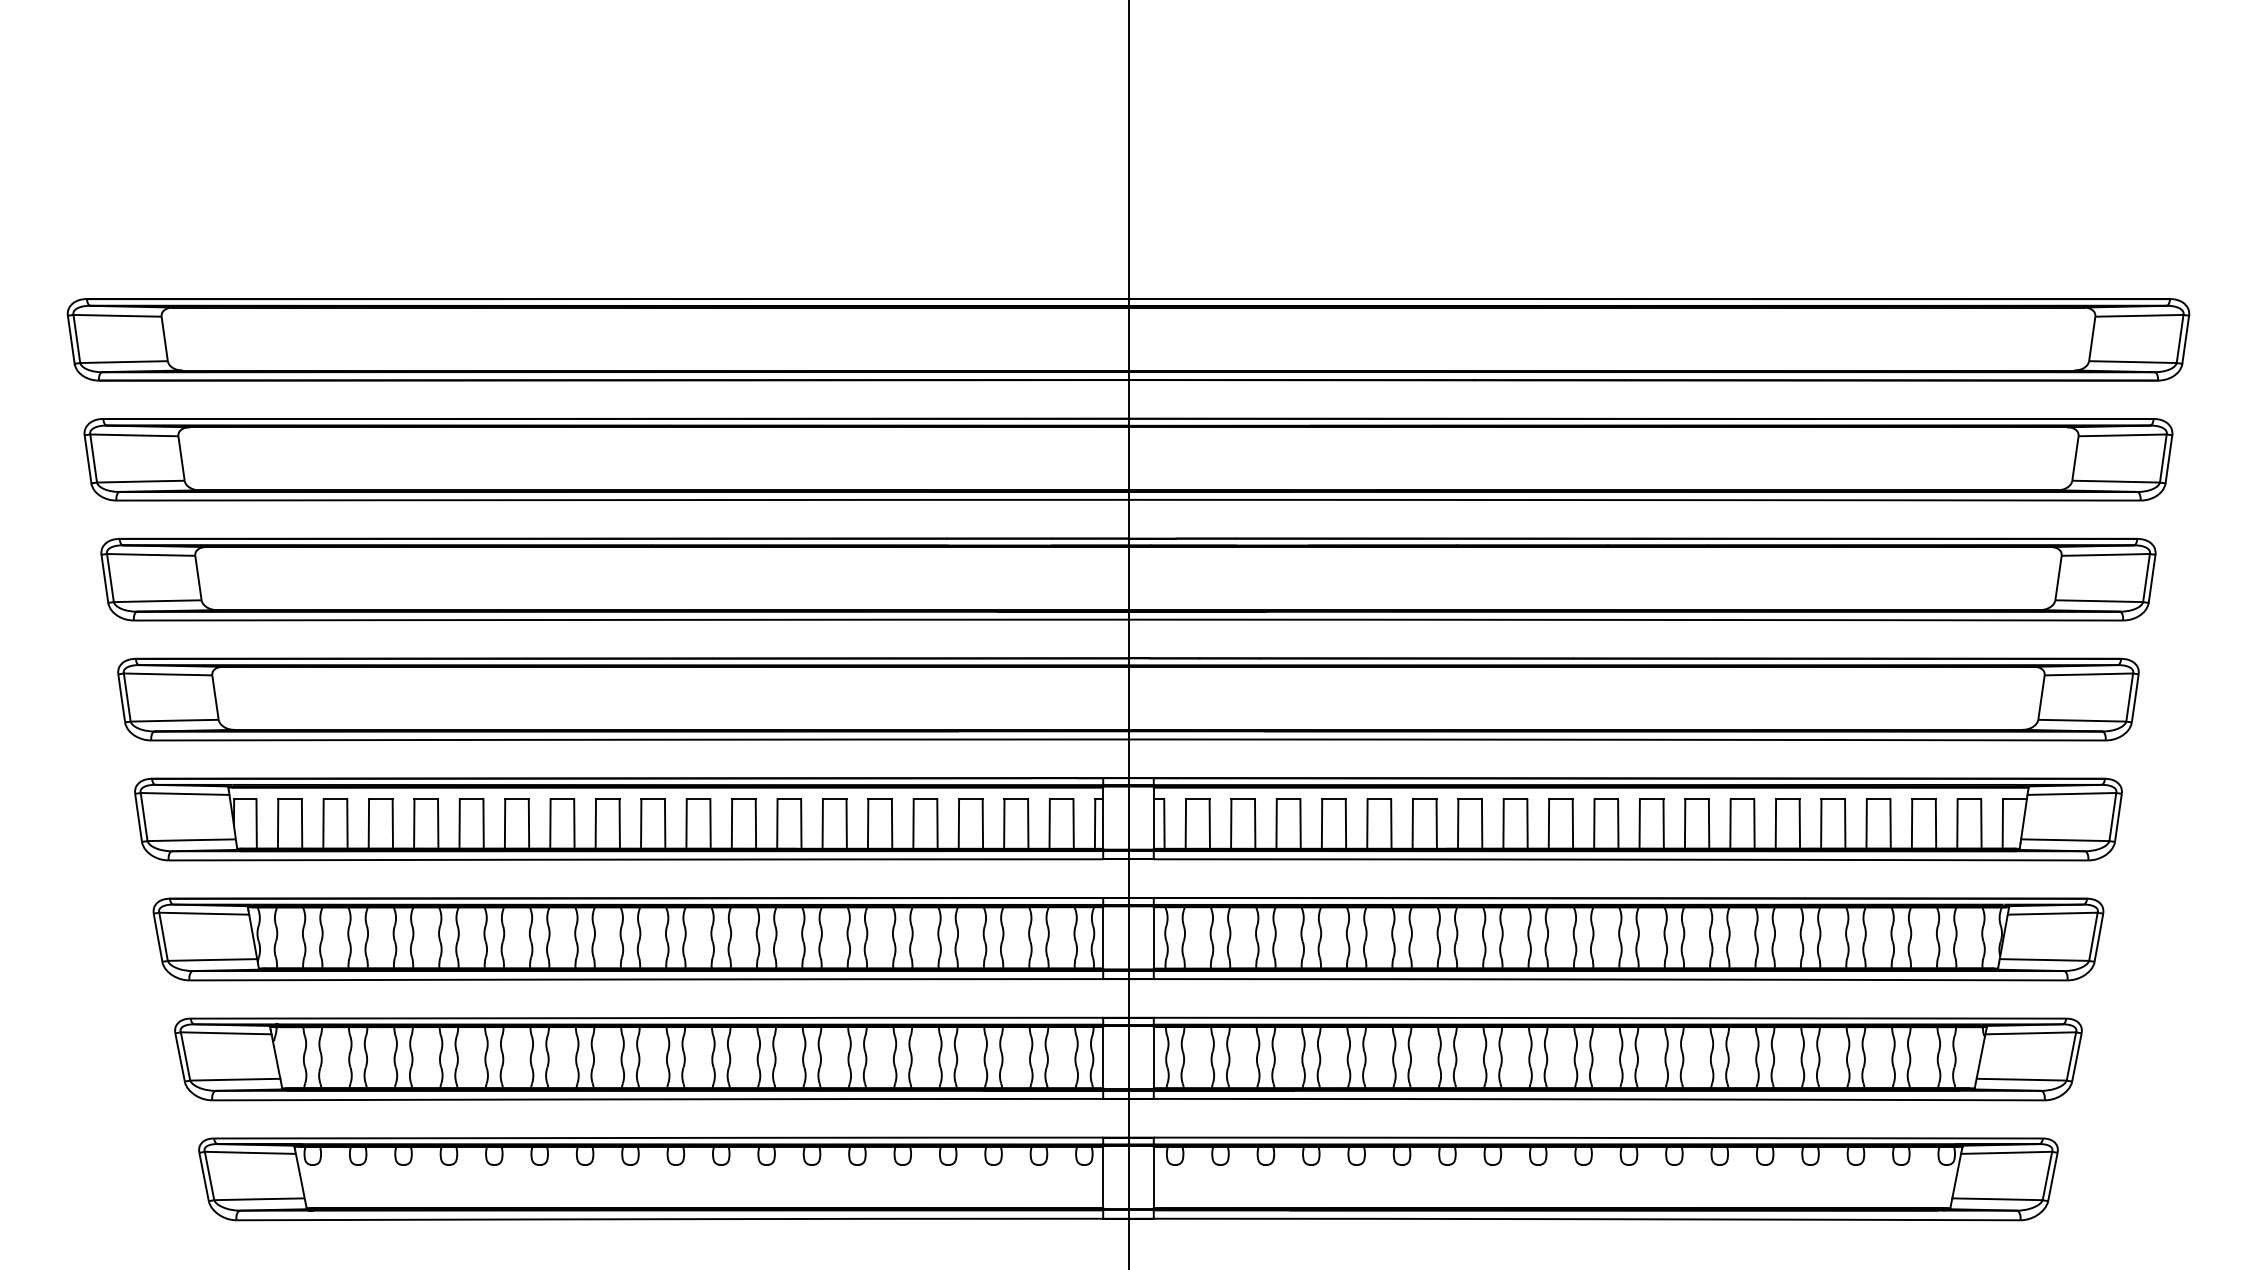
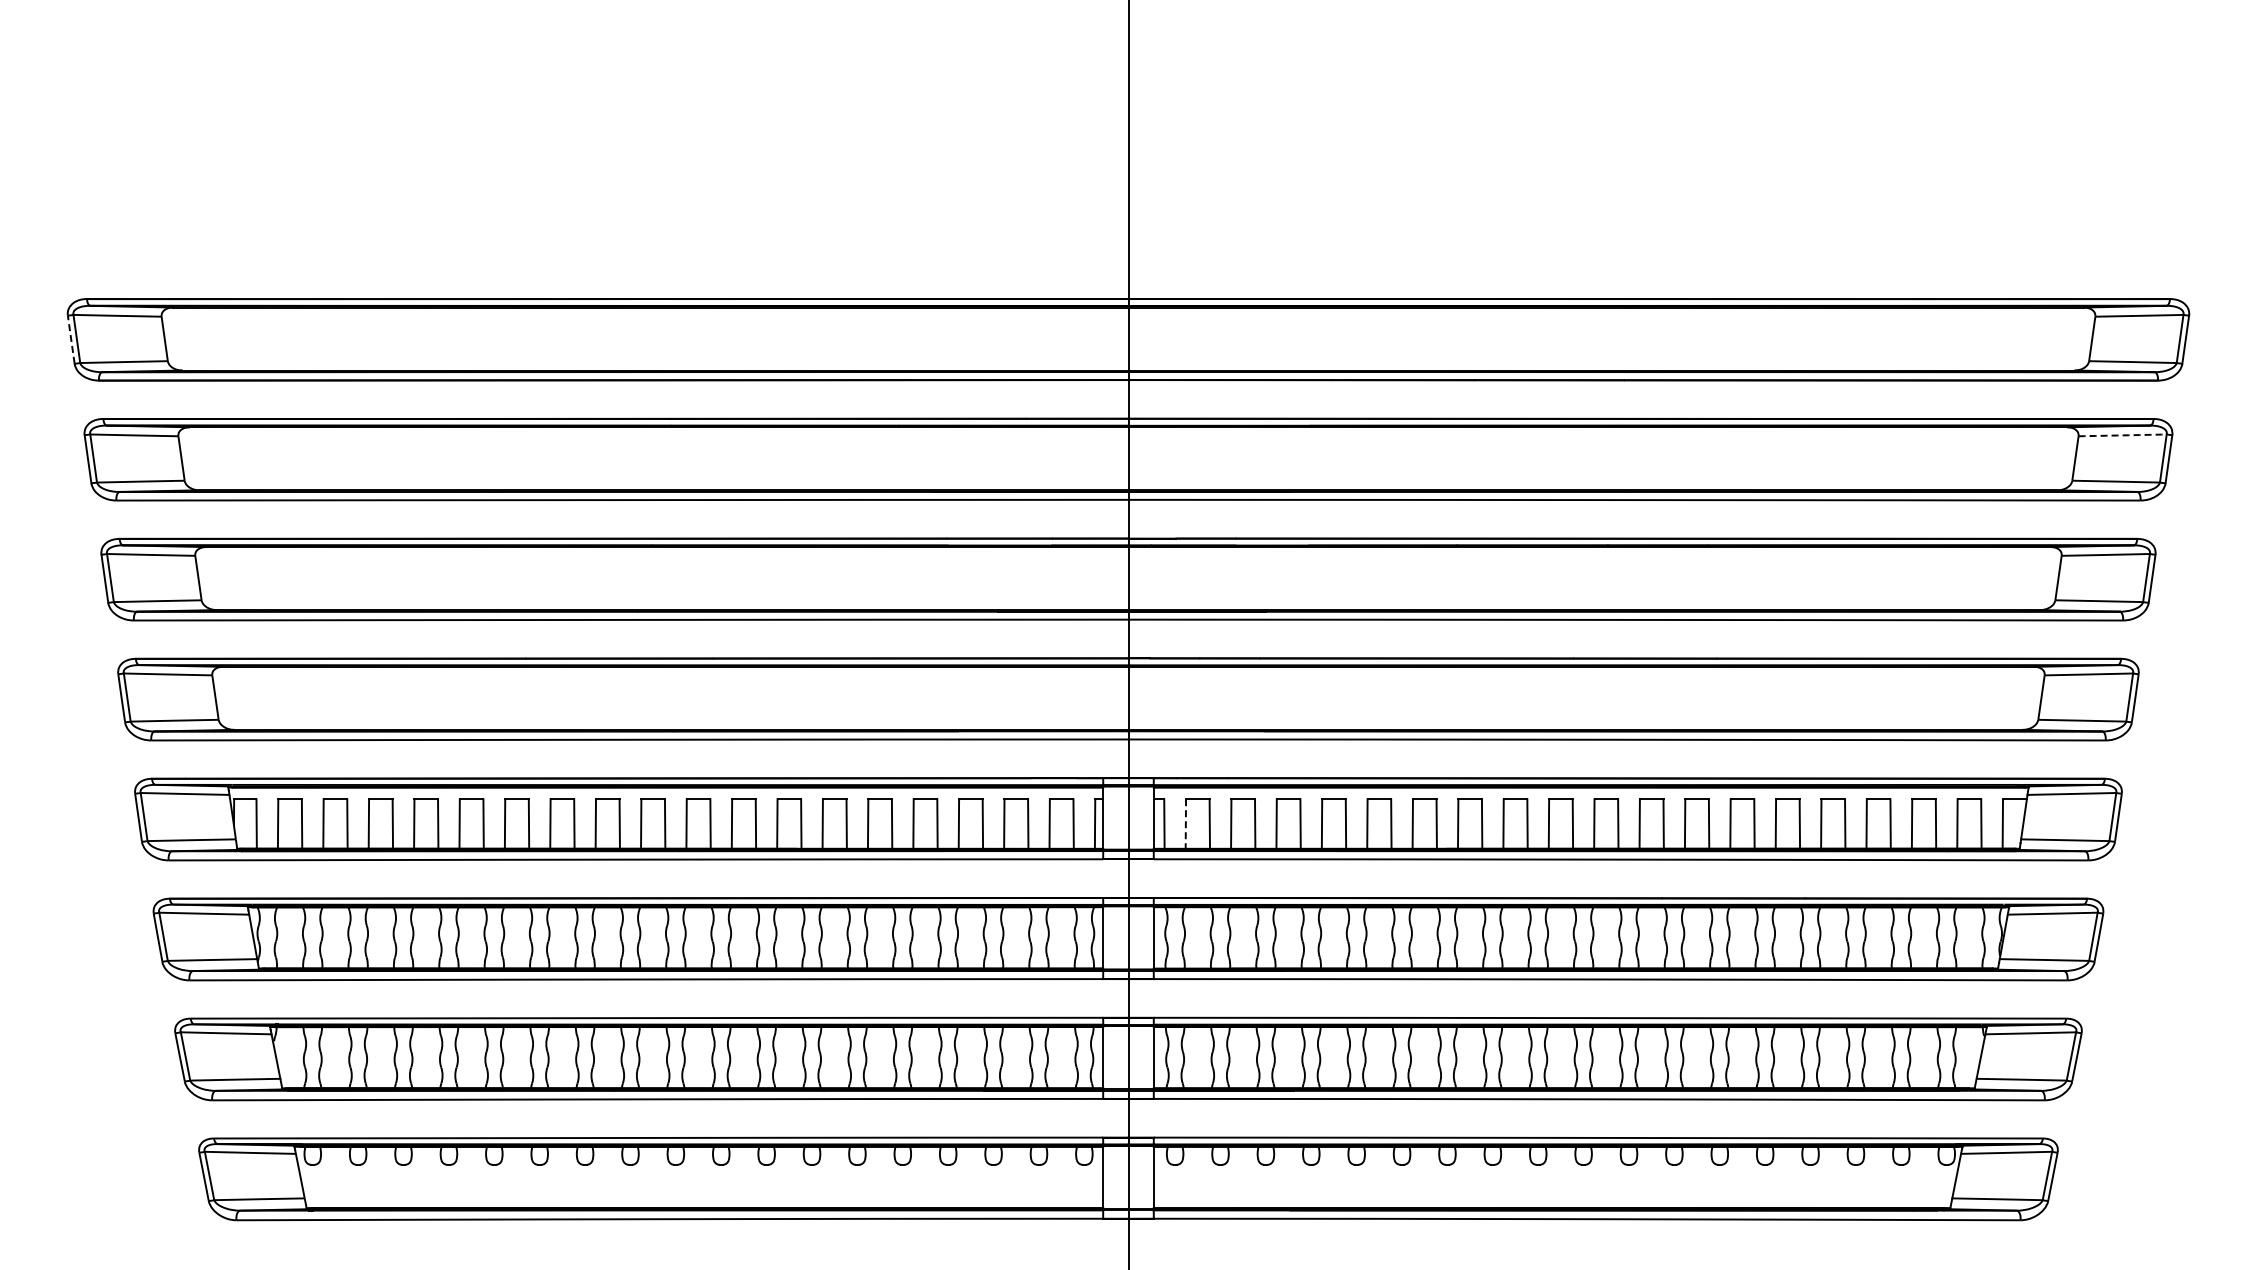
line: solid -> dashed (71, 339)
arc: solid -> dashed (2122, 435)
line: solid -> dashed (1185, 824)
